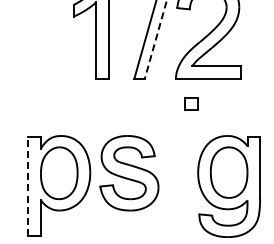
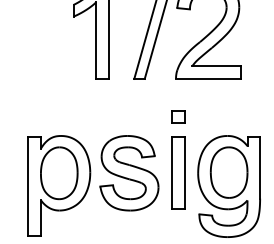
line: dashed -> solid (155, 39)
part position: (191, 103) -> (178, 116) (178, 116)
part: none -> present (178, 172)
line: dashed -> solid (28, 186)
